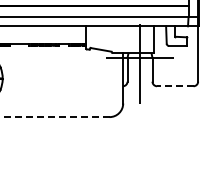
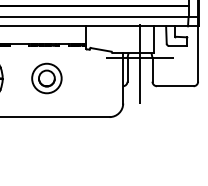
part: none -> present (46, 78)
line: dashed -> solid (174, 86)
line: dashed -> solid (54, 117)
